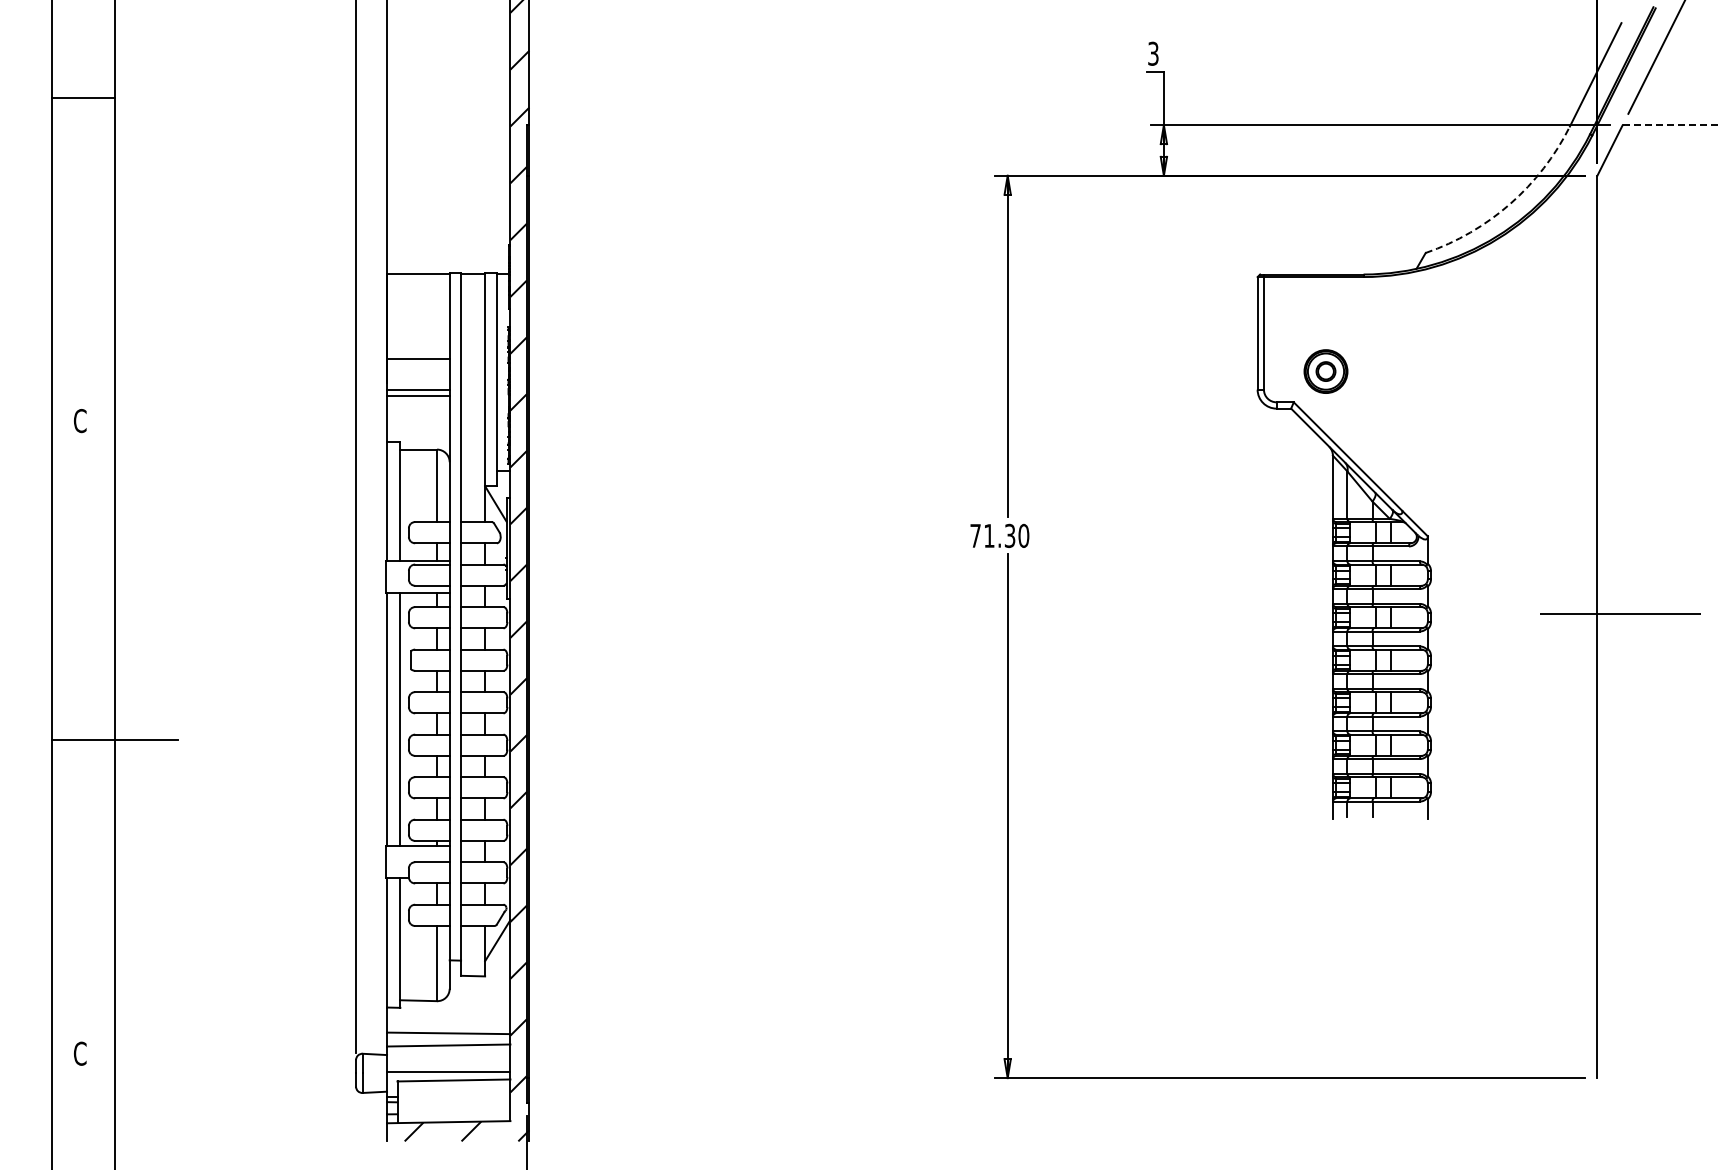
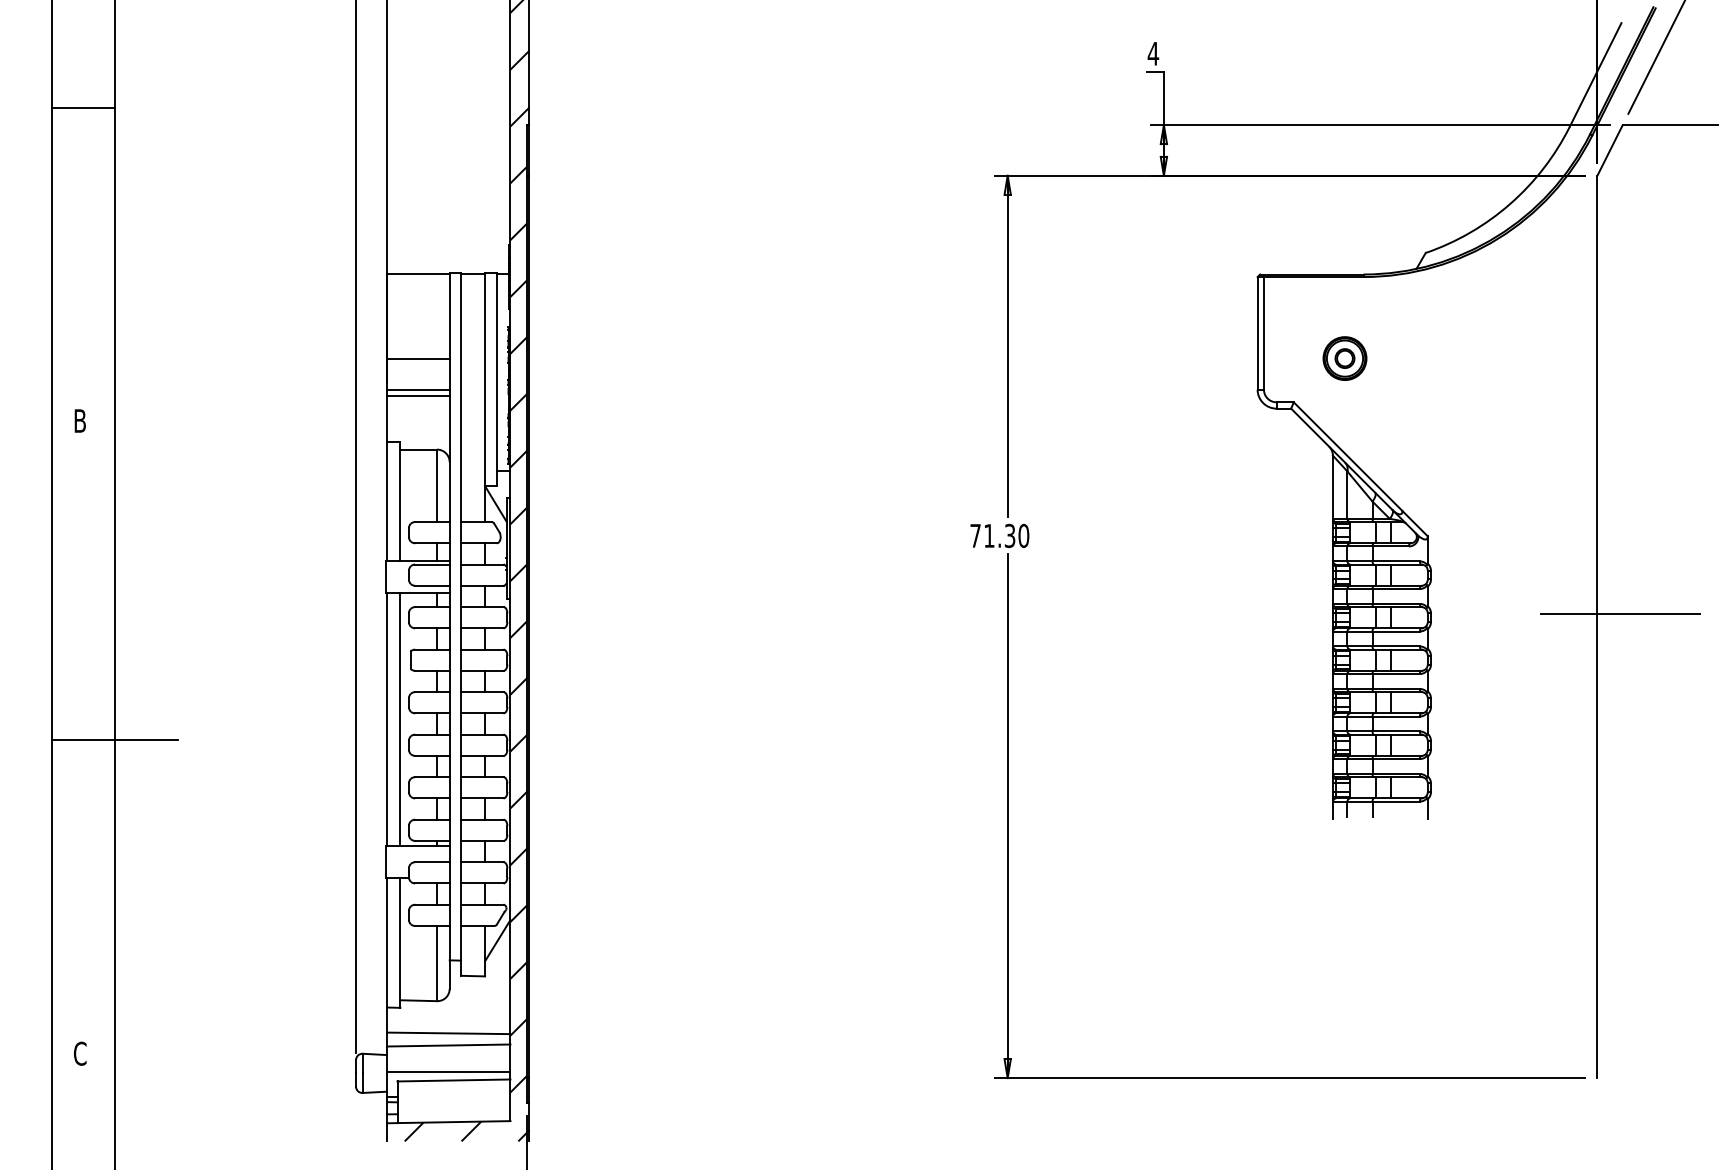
text: 3 -> 4 (1153, 53)
line position: (82, 97) -> (82, 107) (82, 107)
line: dashed -> solid (1670, 125)
arc: dashed -> solid (1510, 203)
part position: (1325, 371) -> (1344, 358) (1344, 358)
text: C -> B (80, 421)
